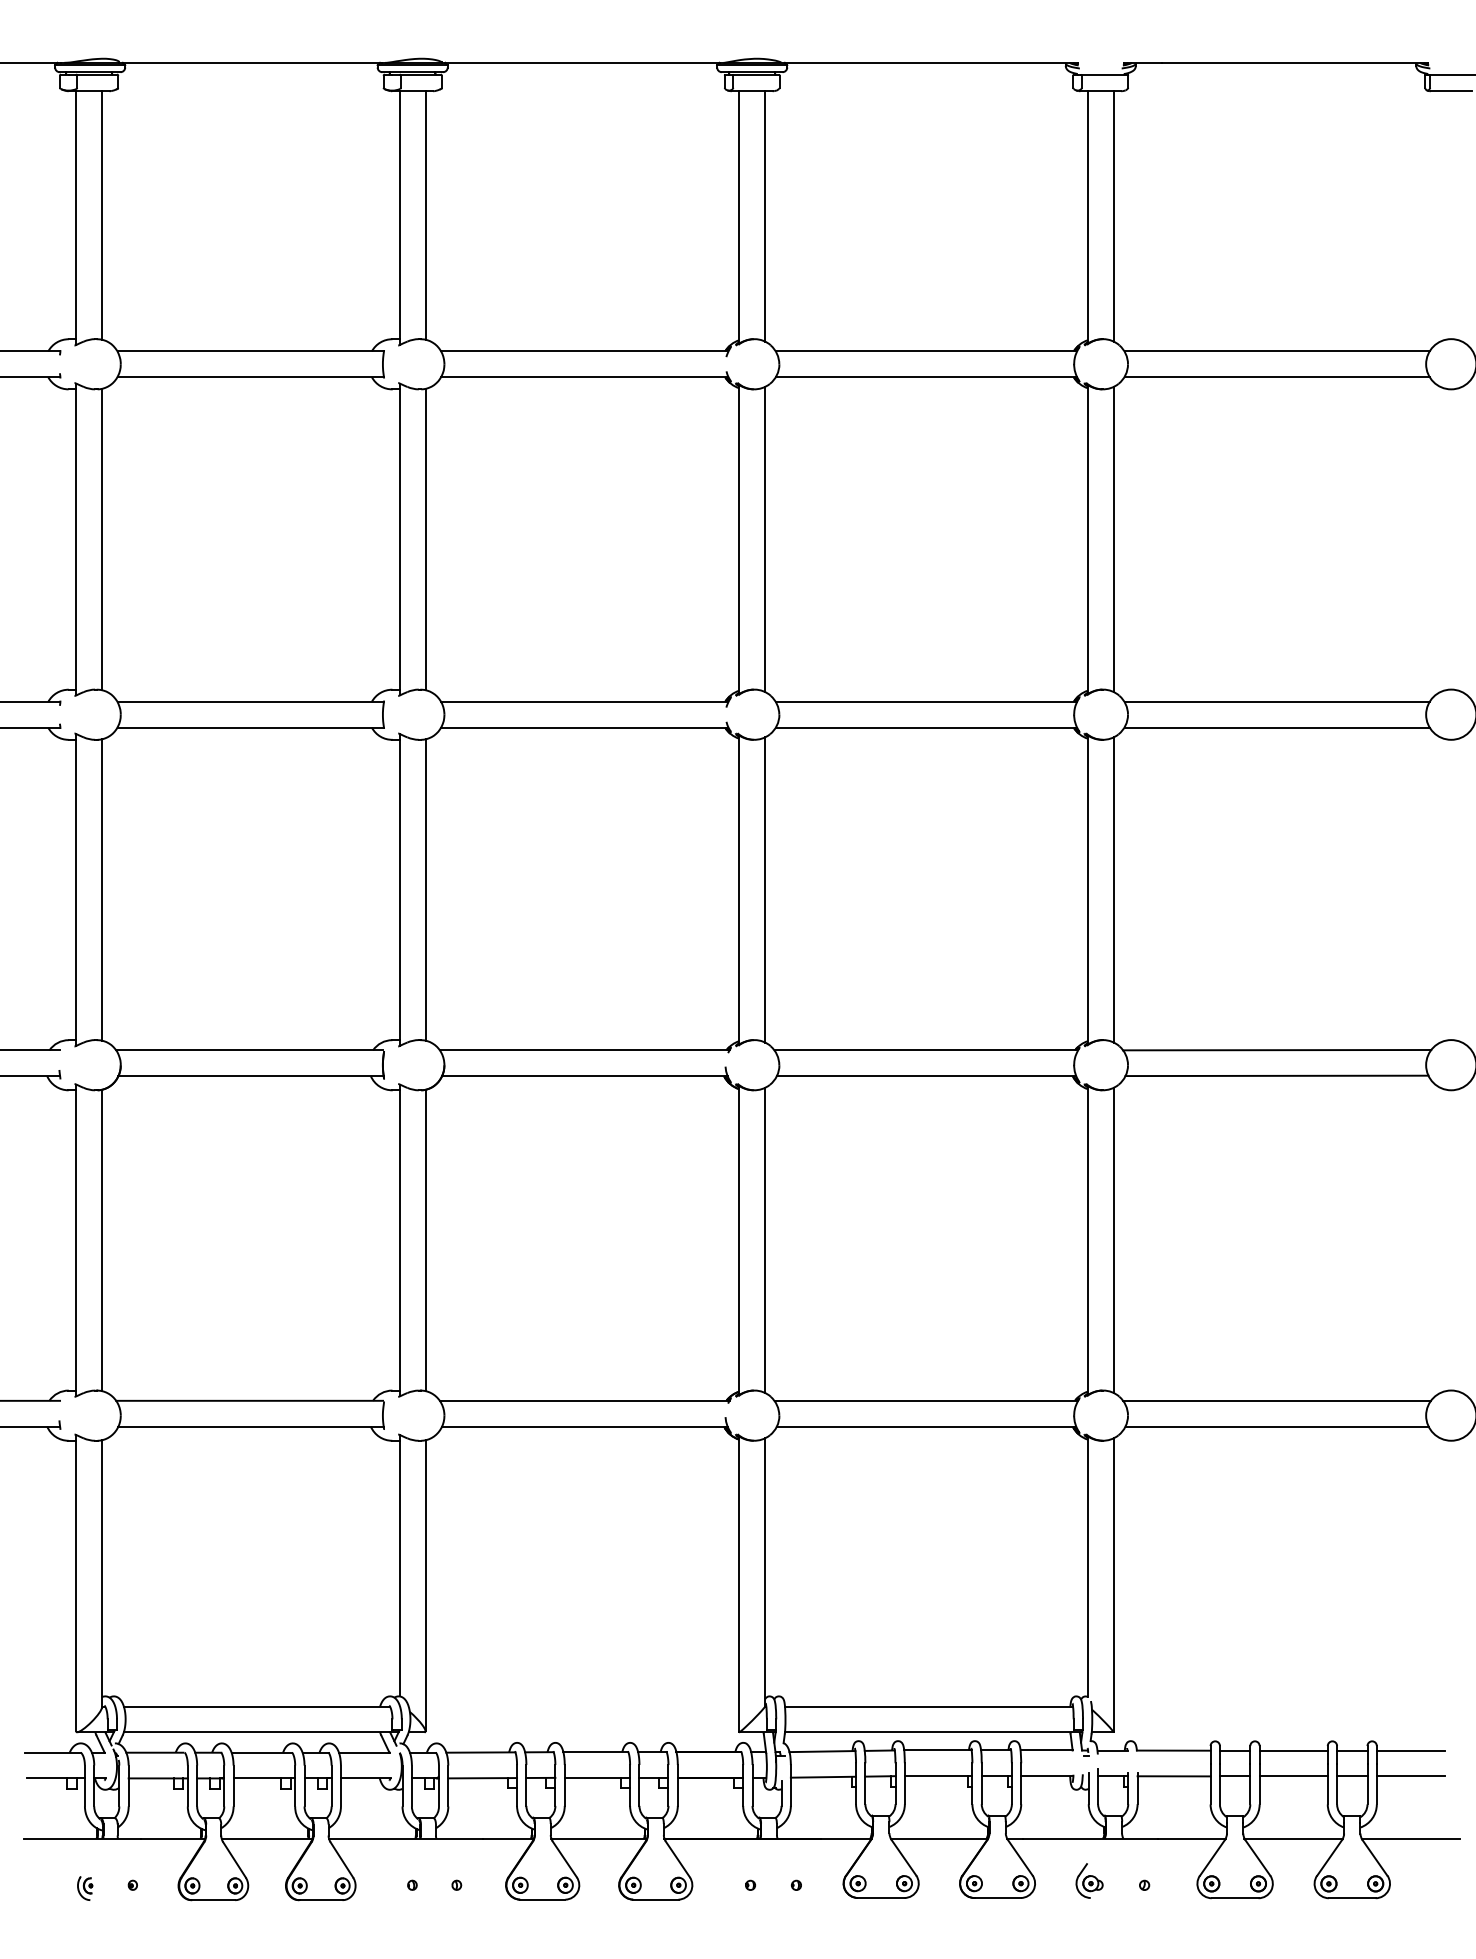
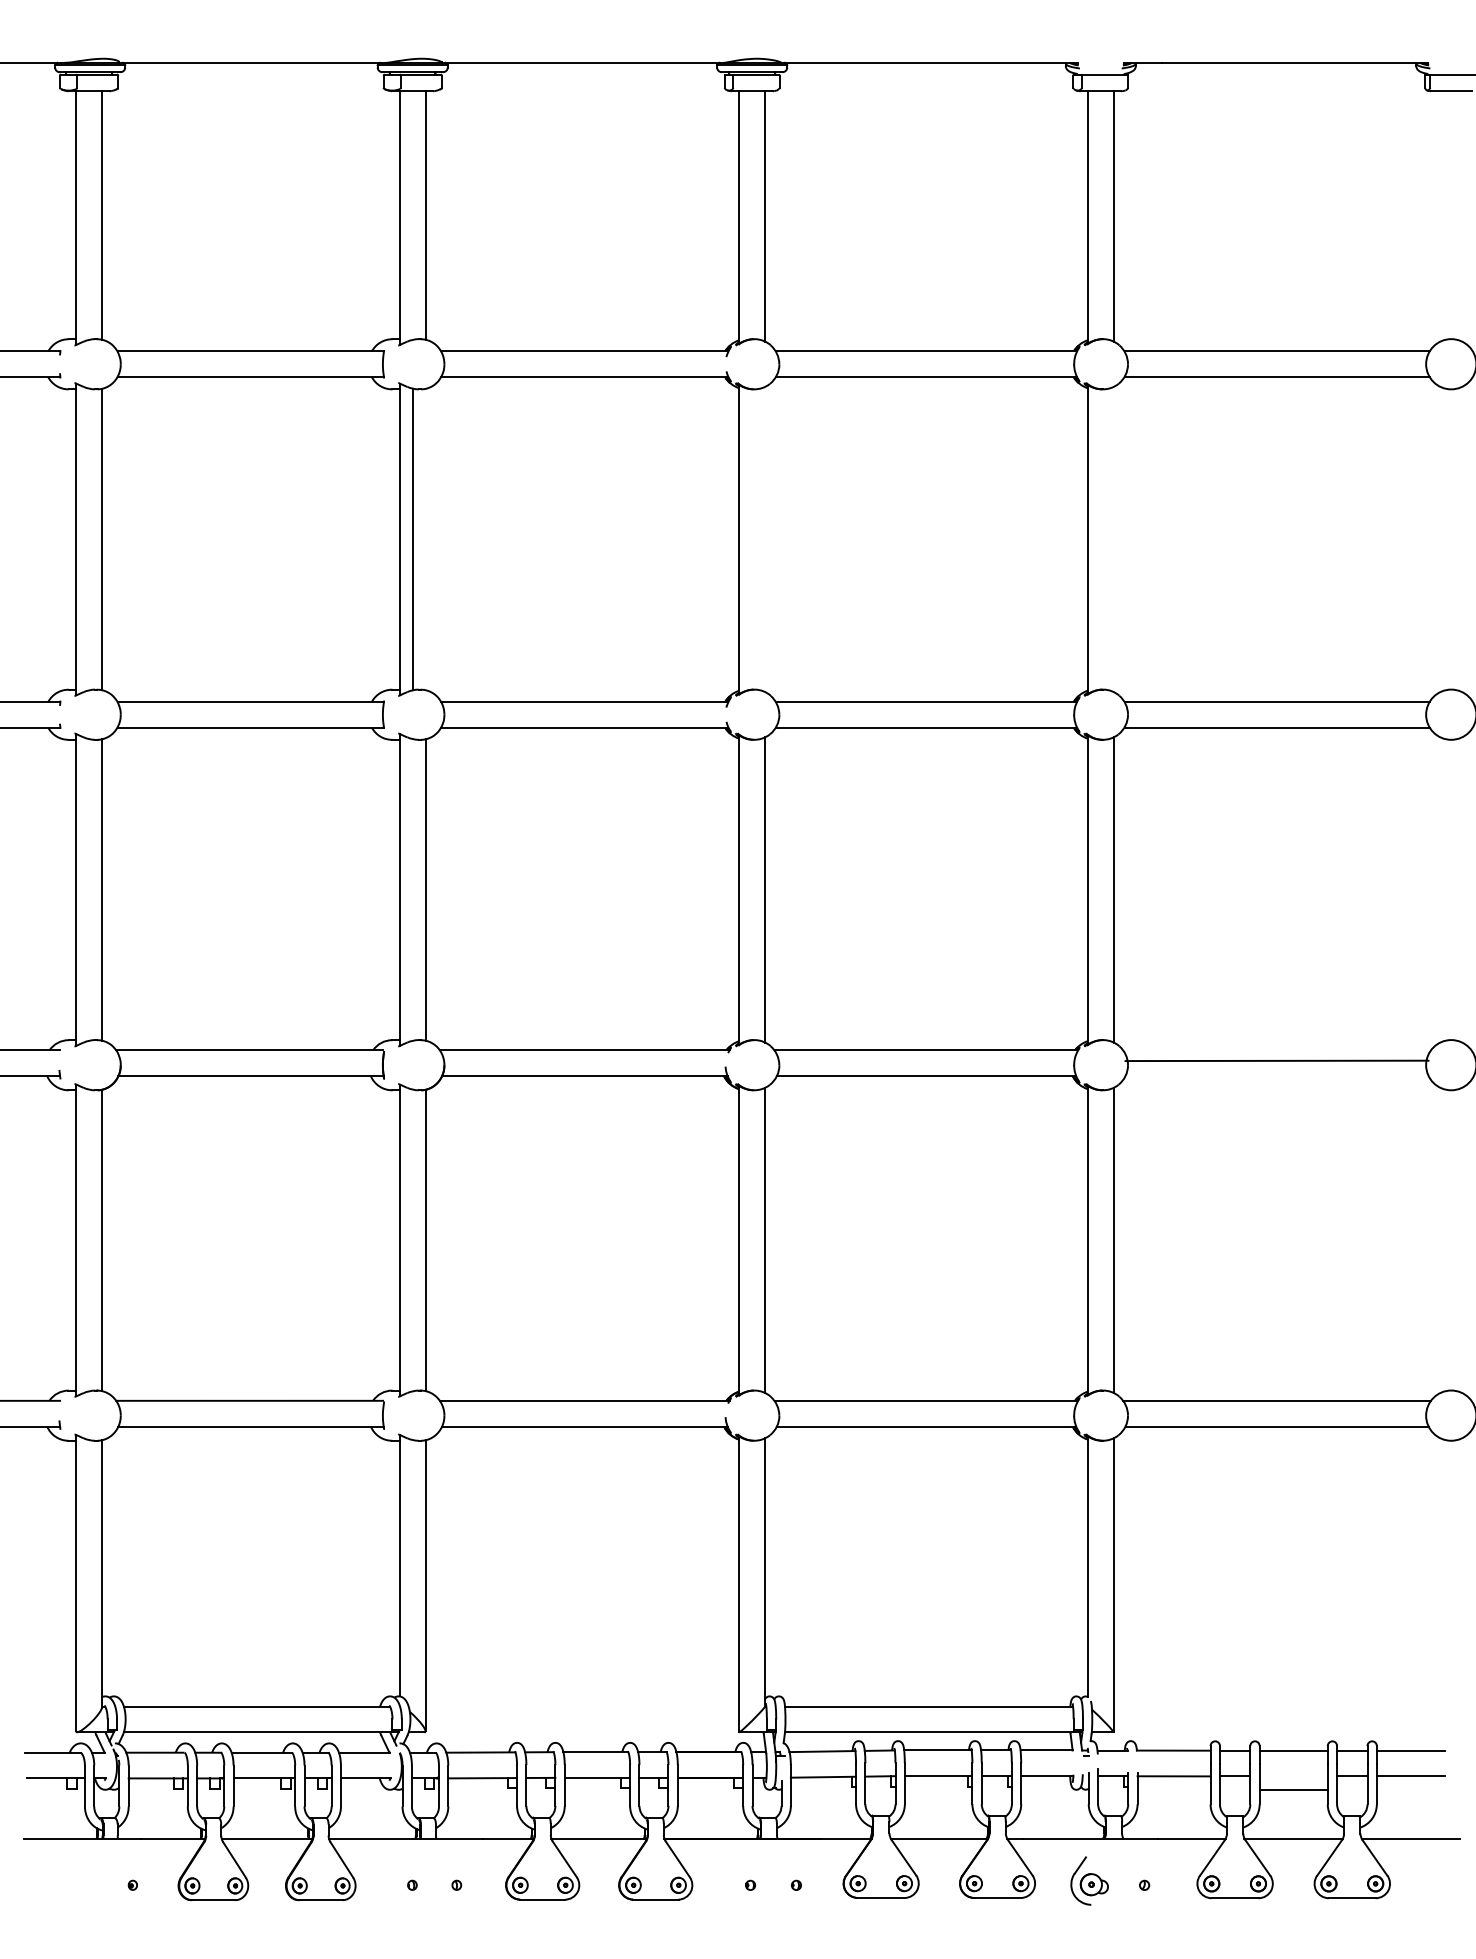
line position: (425, 539) -> (412, 539) (412, 539)
line: present -> none (765, 539)
line: present -> none (1113, 539)
line: present -> none (1277, 1050)
line position: (1276, 1075) -> (1276, 1060) (1276, 1060)
line position: (1293, 1776) -> (1293, 1790) (1293, 1790)
part size: 29x36 px -> 39x50 px (1089, 1880)
part: present -> none (85, 1888)
